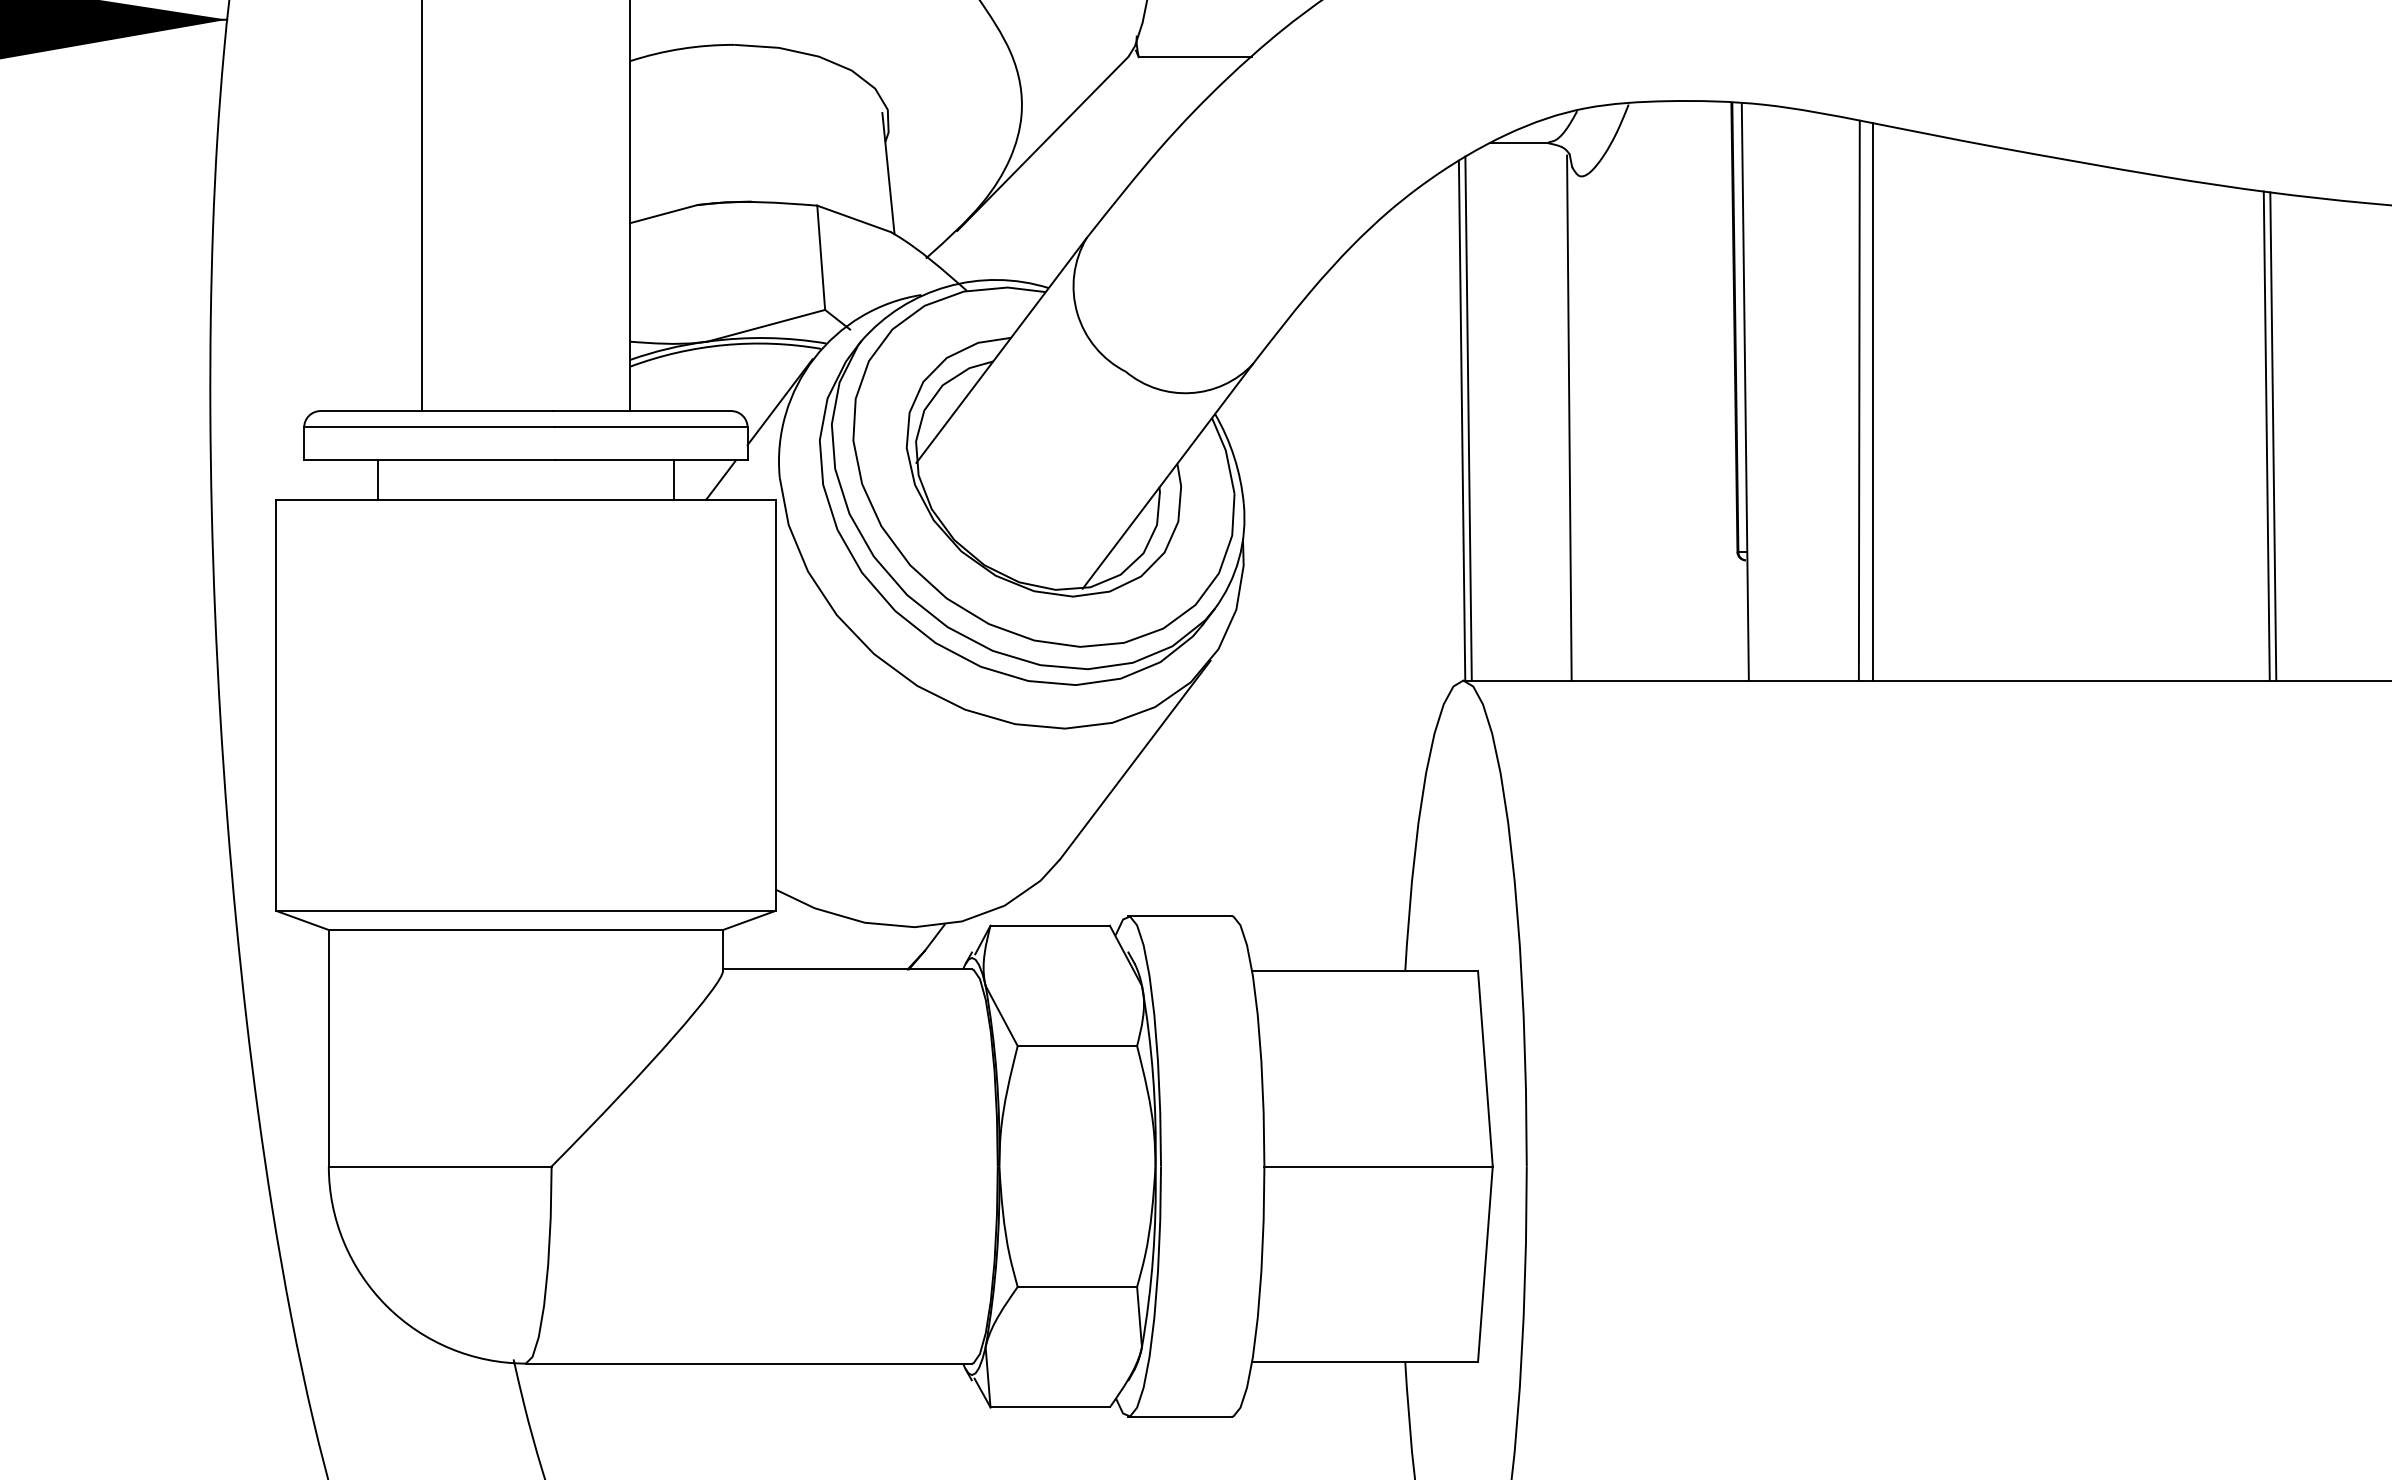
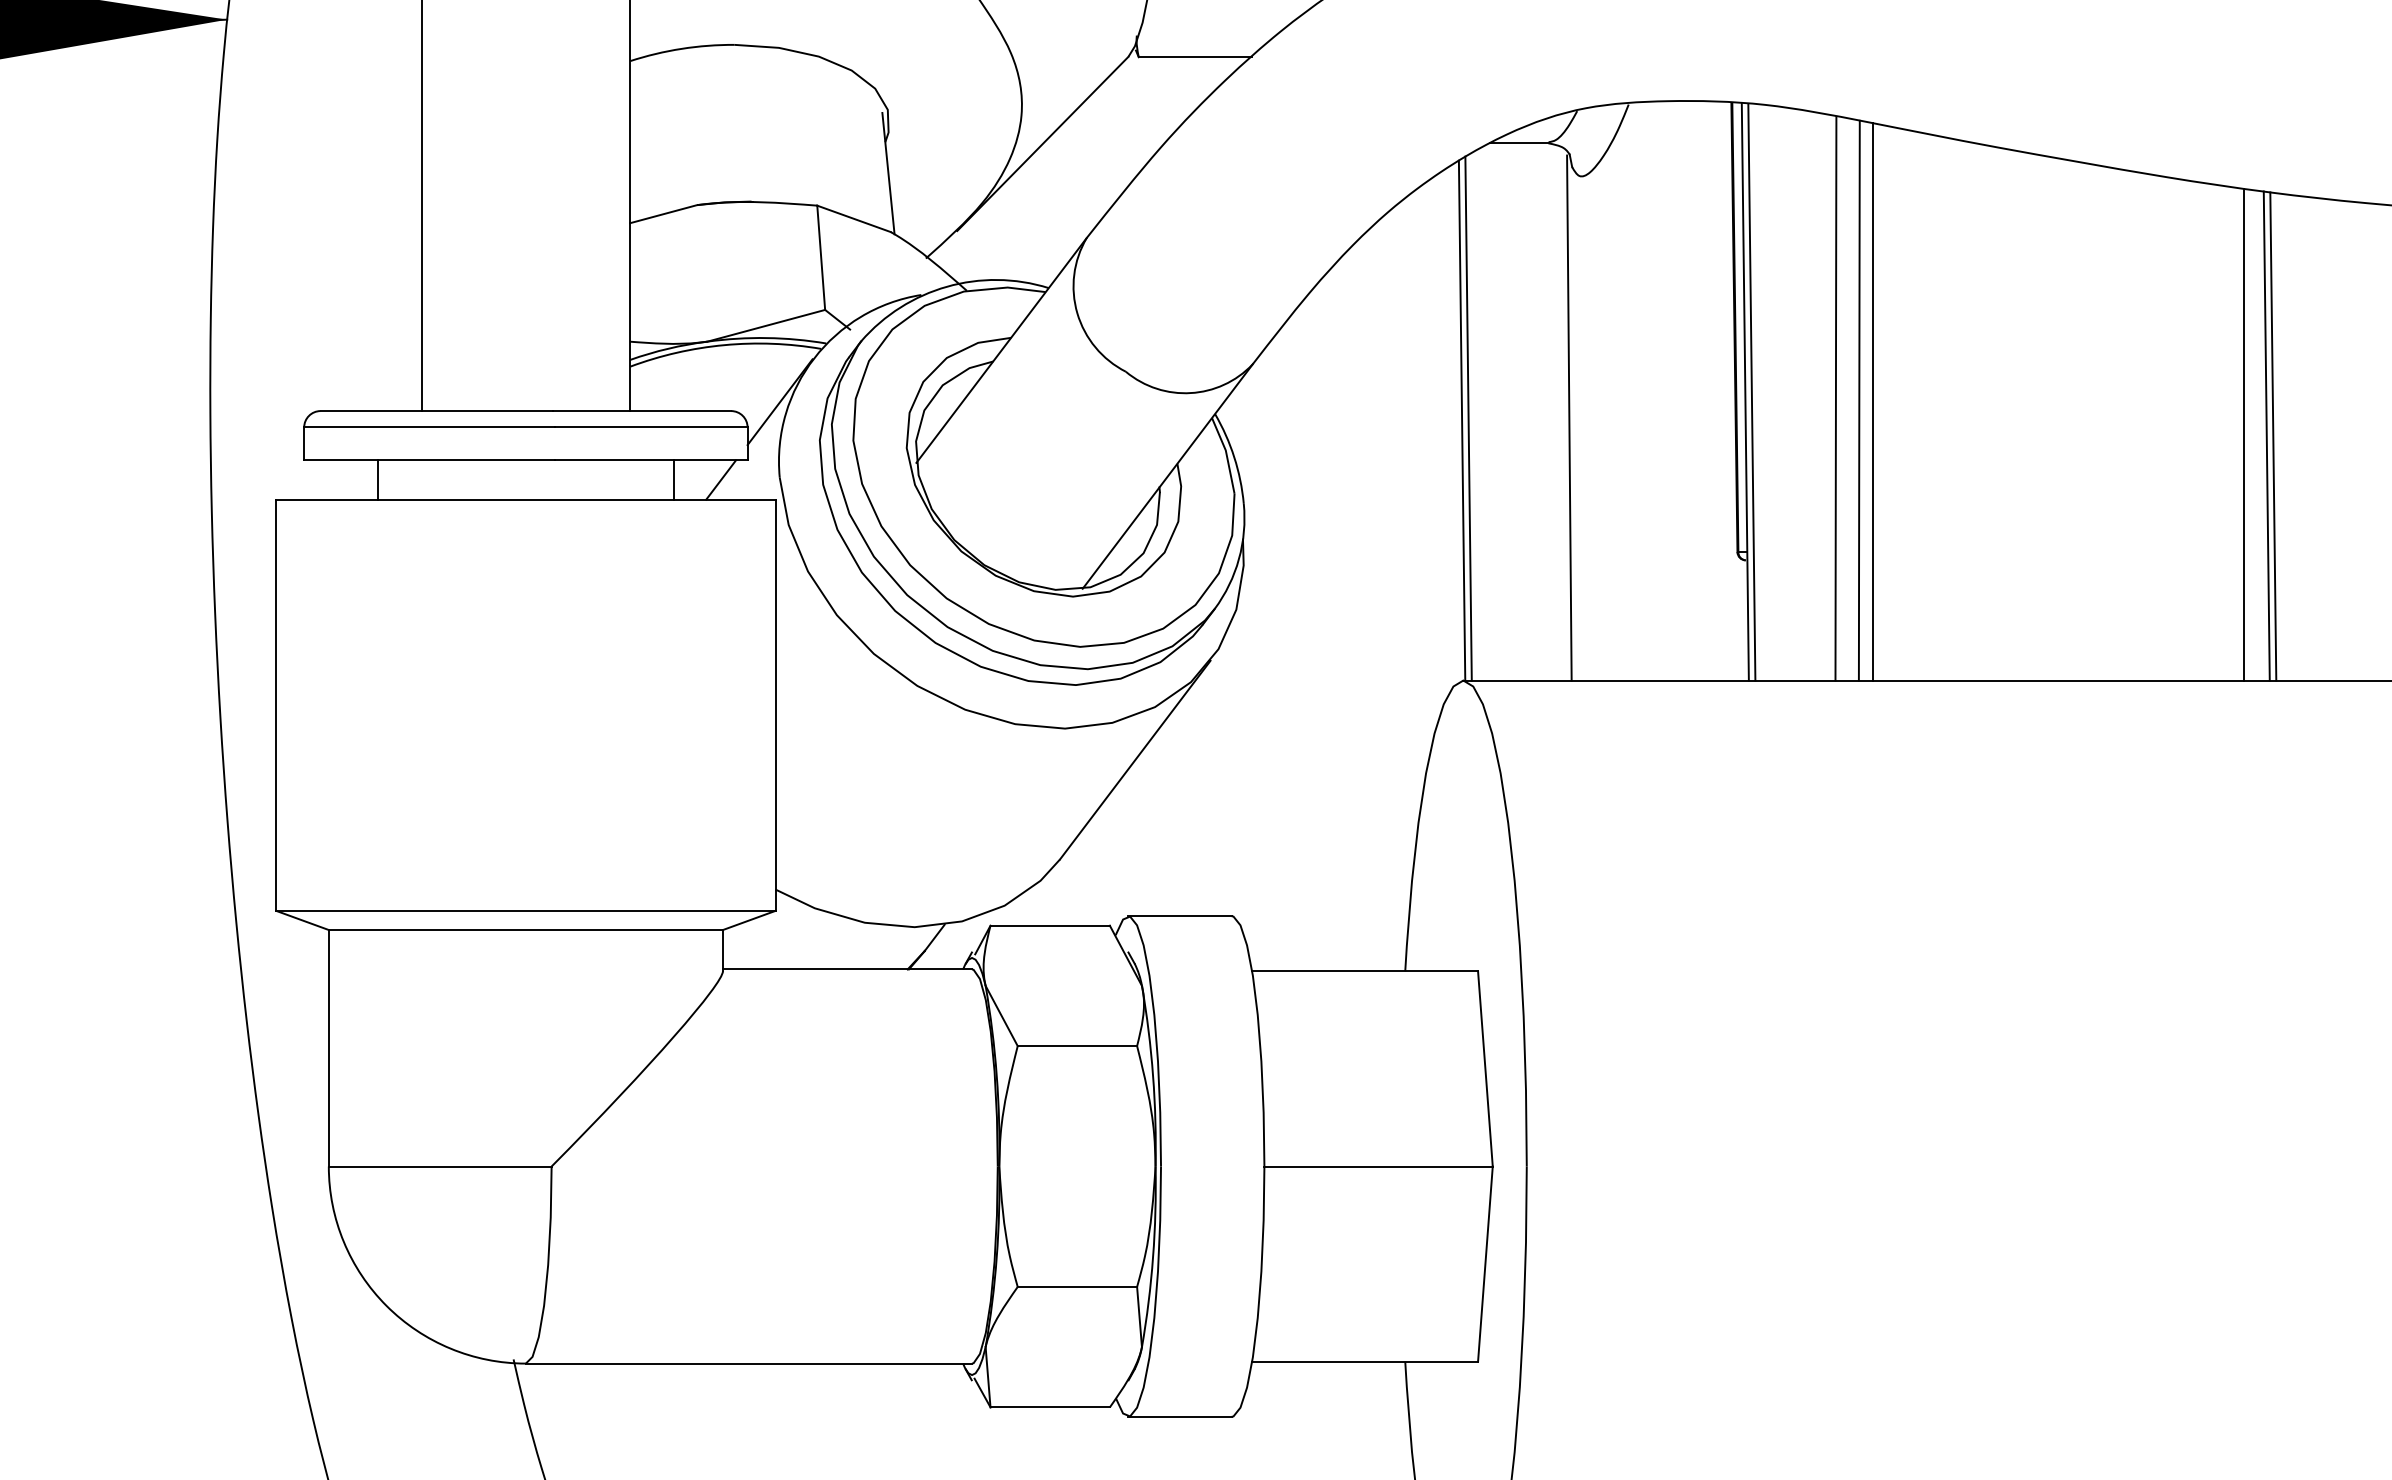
line: none -> present (1751, 392)
line: none -> present (1835, 398)
line: none -> present (2244, 434)
